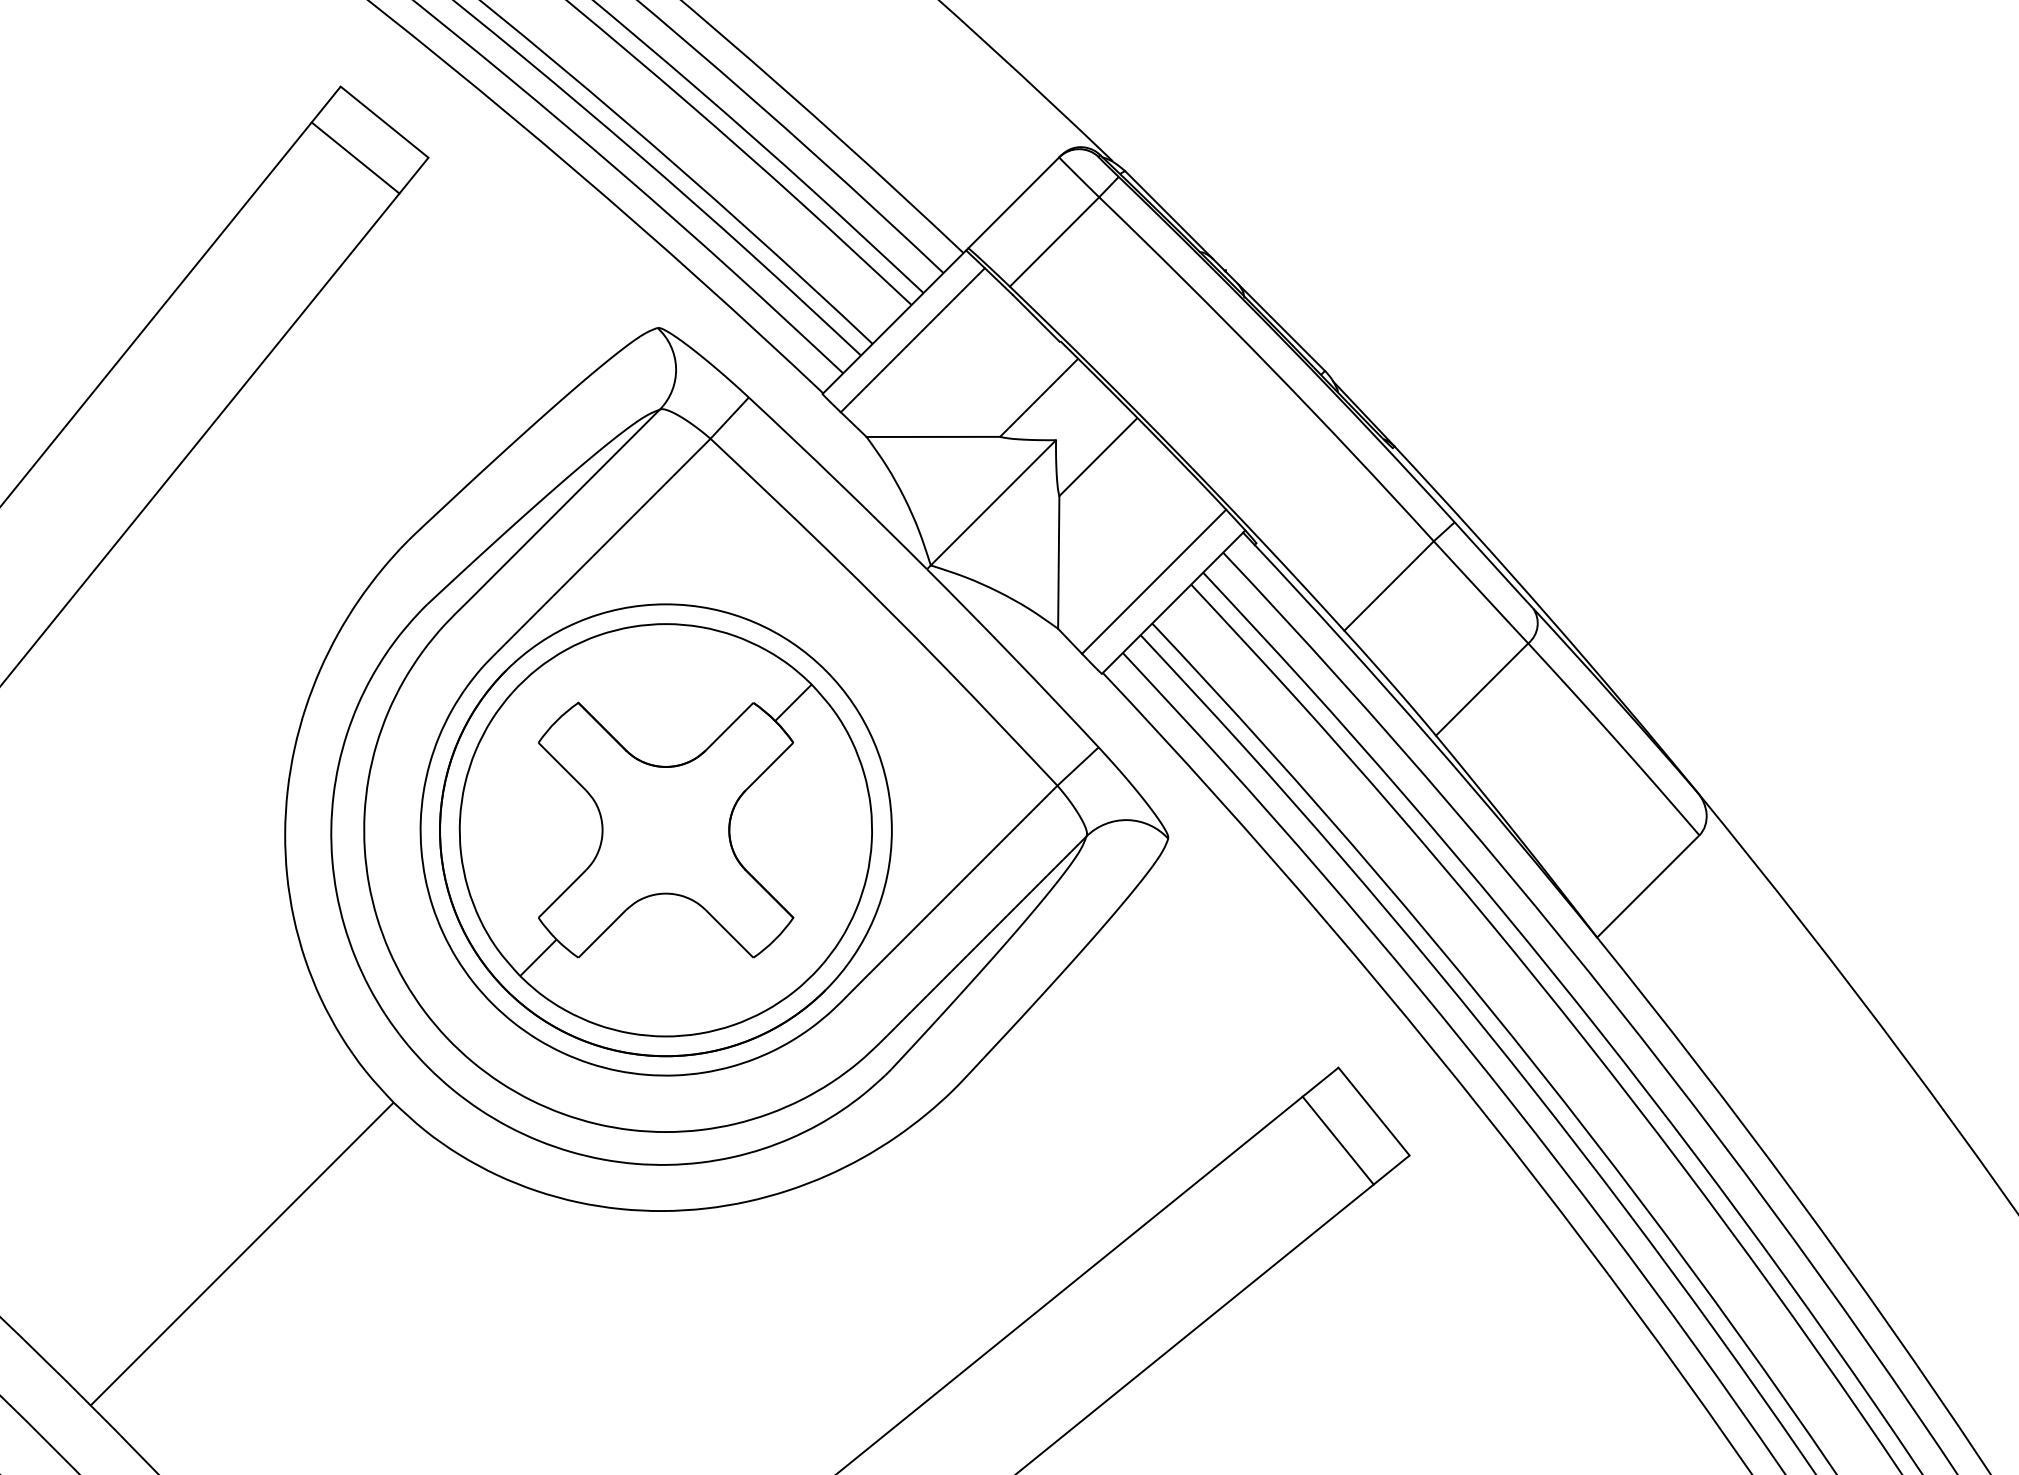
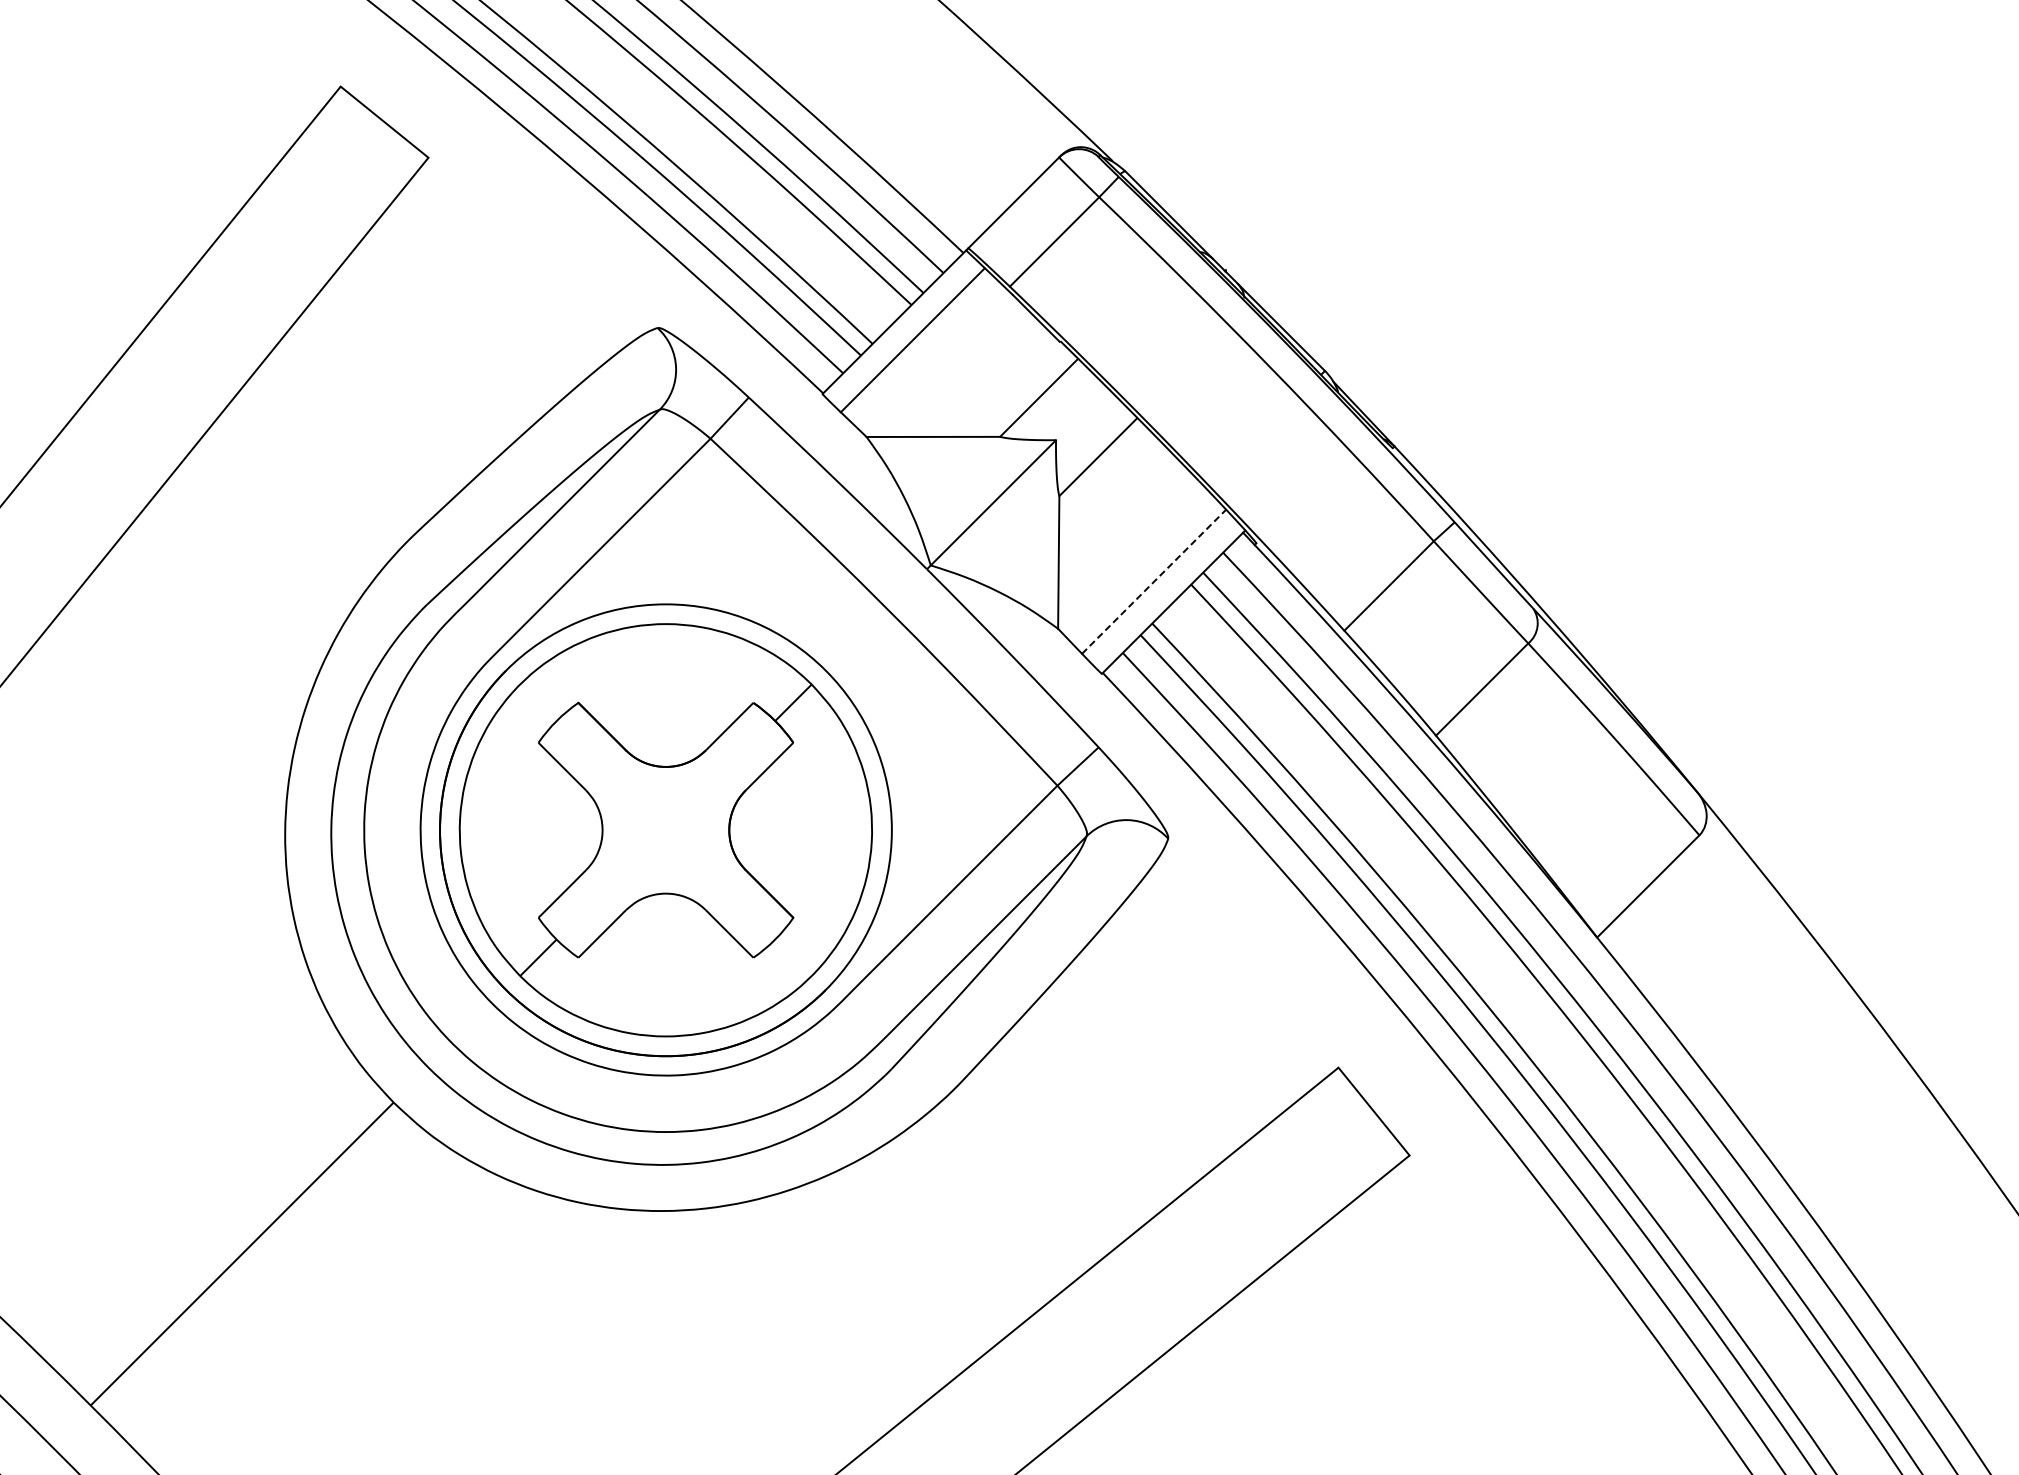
line: present -> none (355, 157)
line: solid -> dashed (1154, 581)
line: present -> none (1337, 1140)
